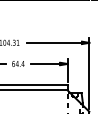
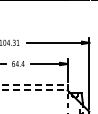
line: solid -> dashed (34, 84)
line: solid -> dashed (34, 90)
